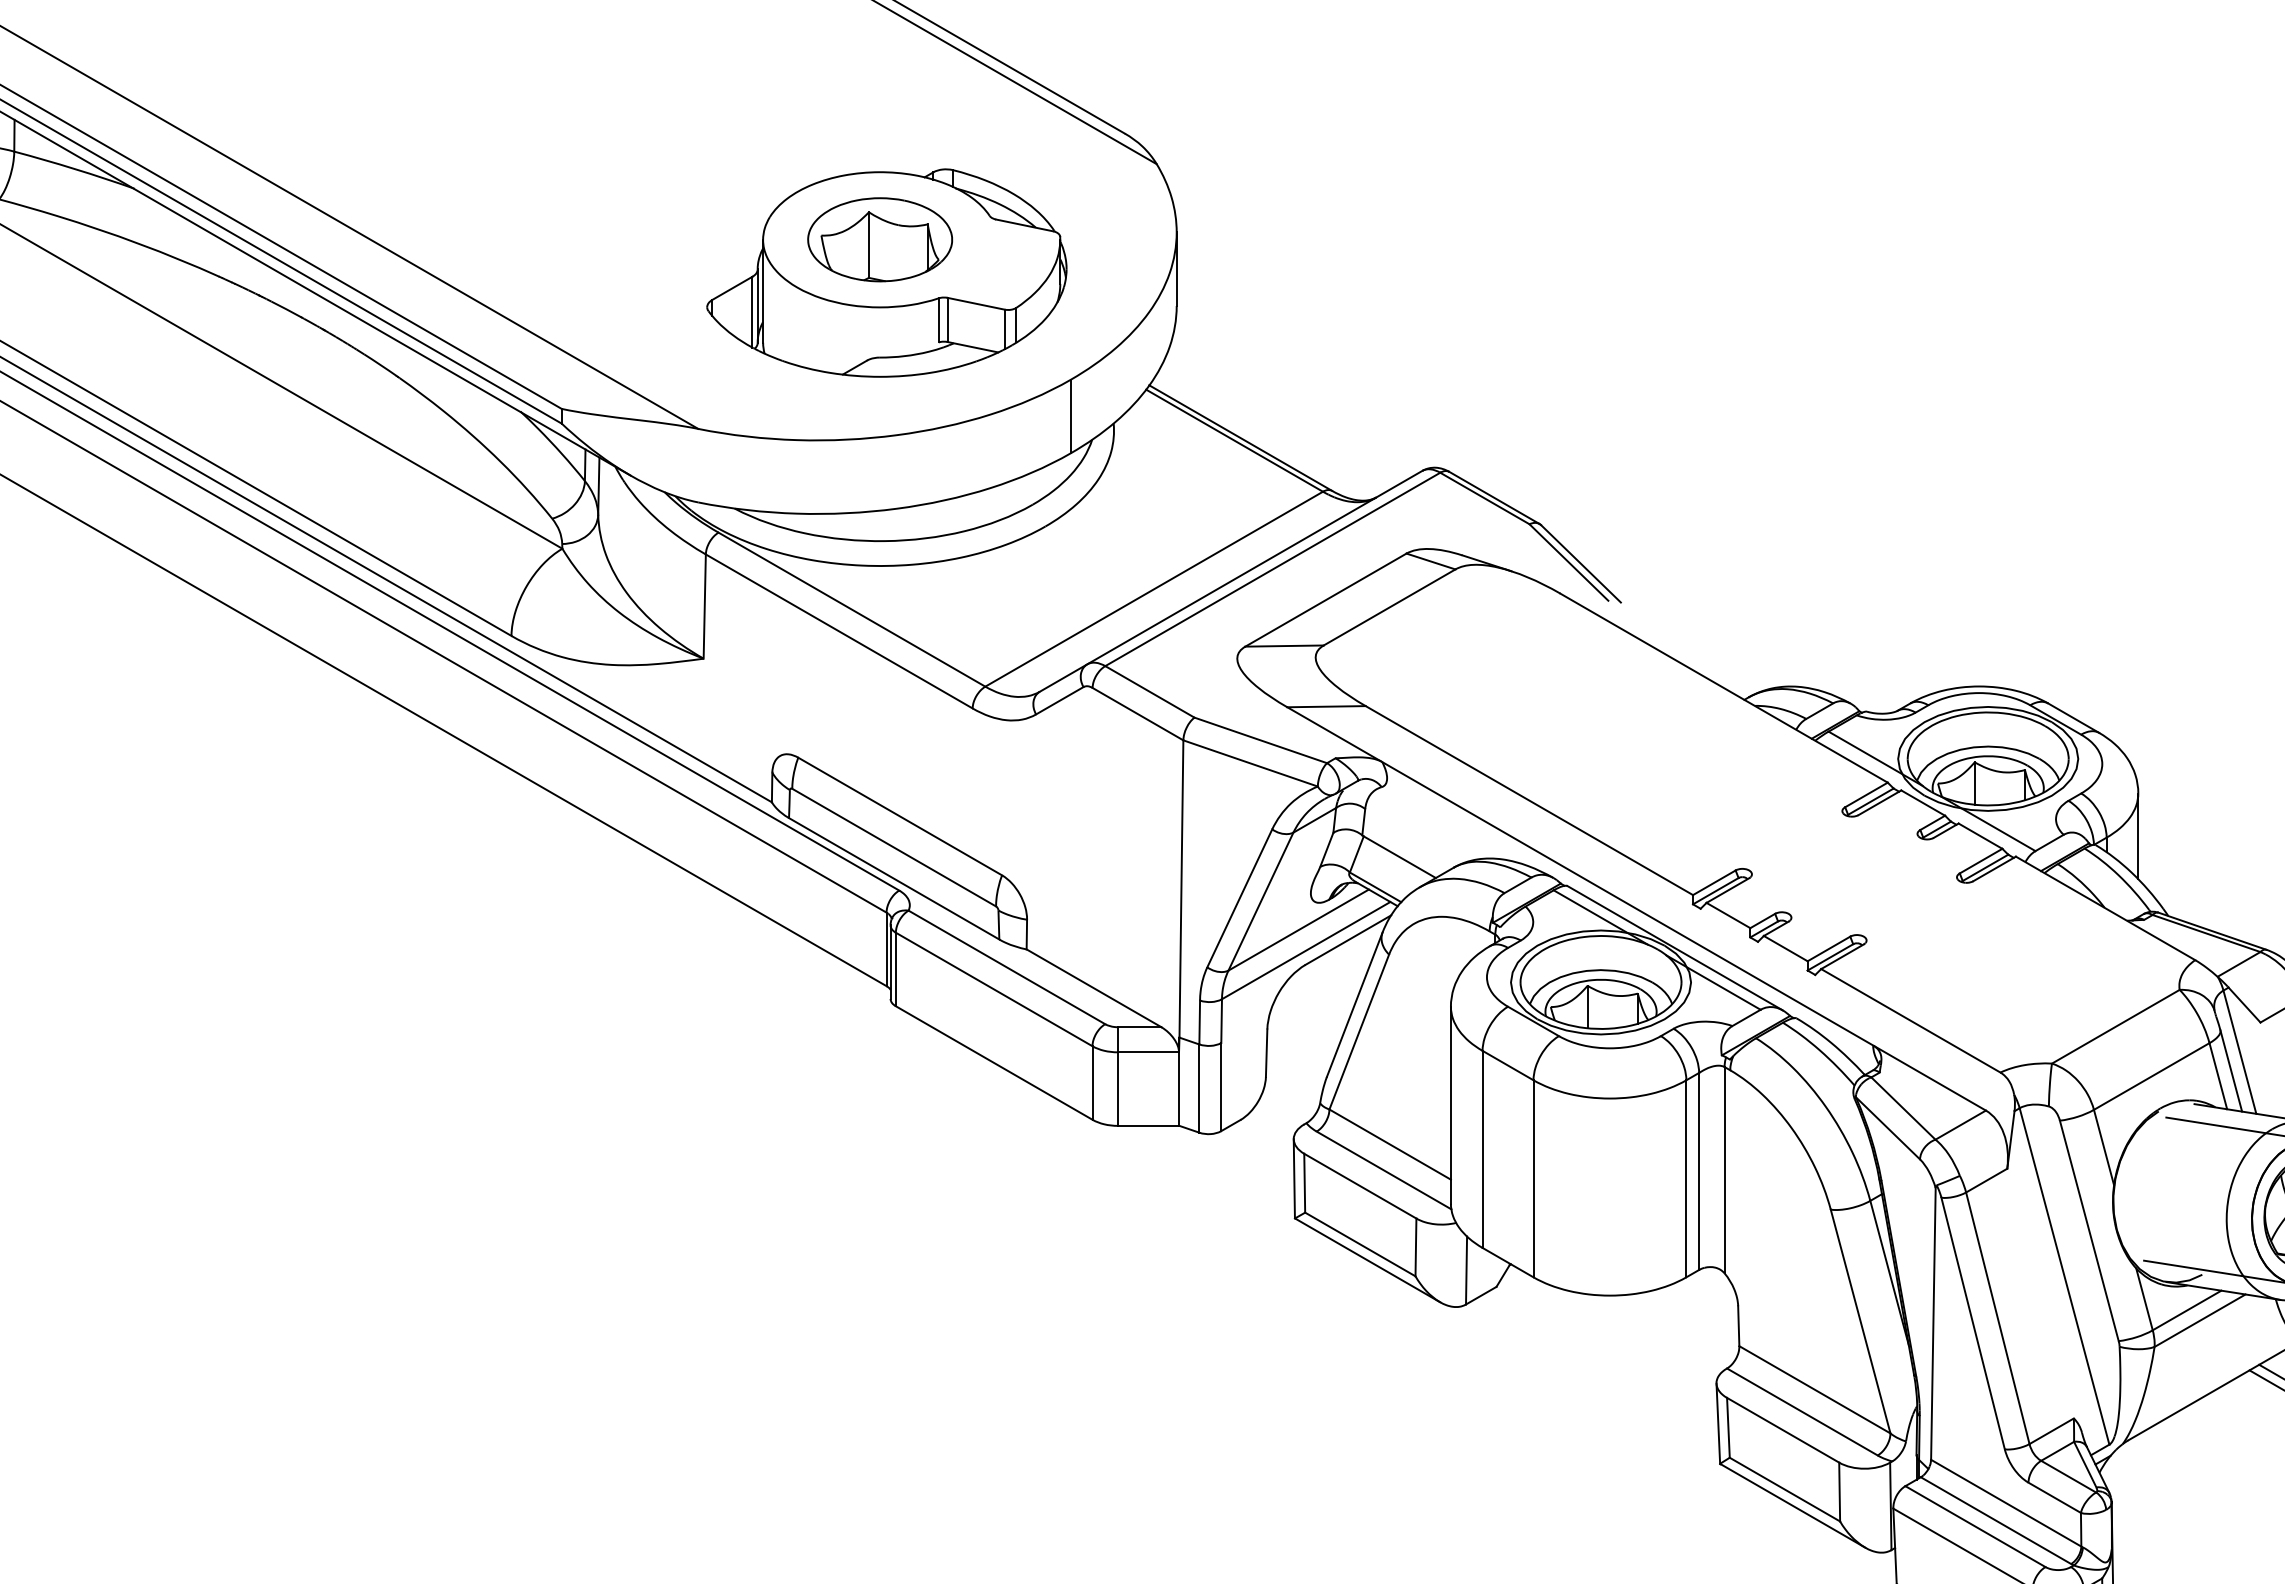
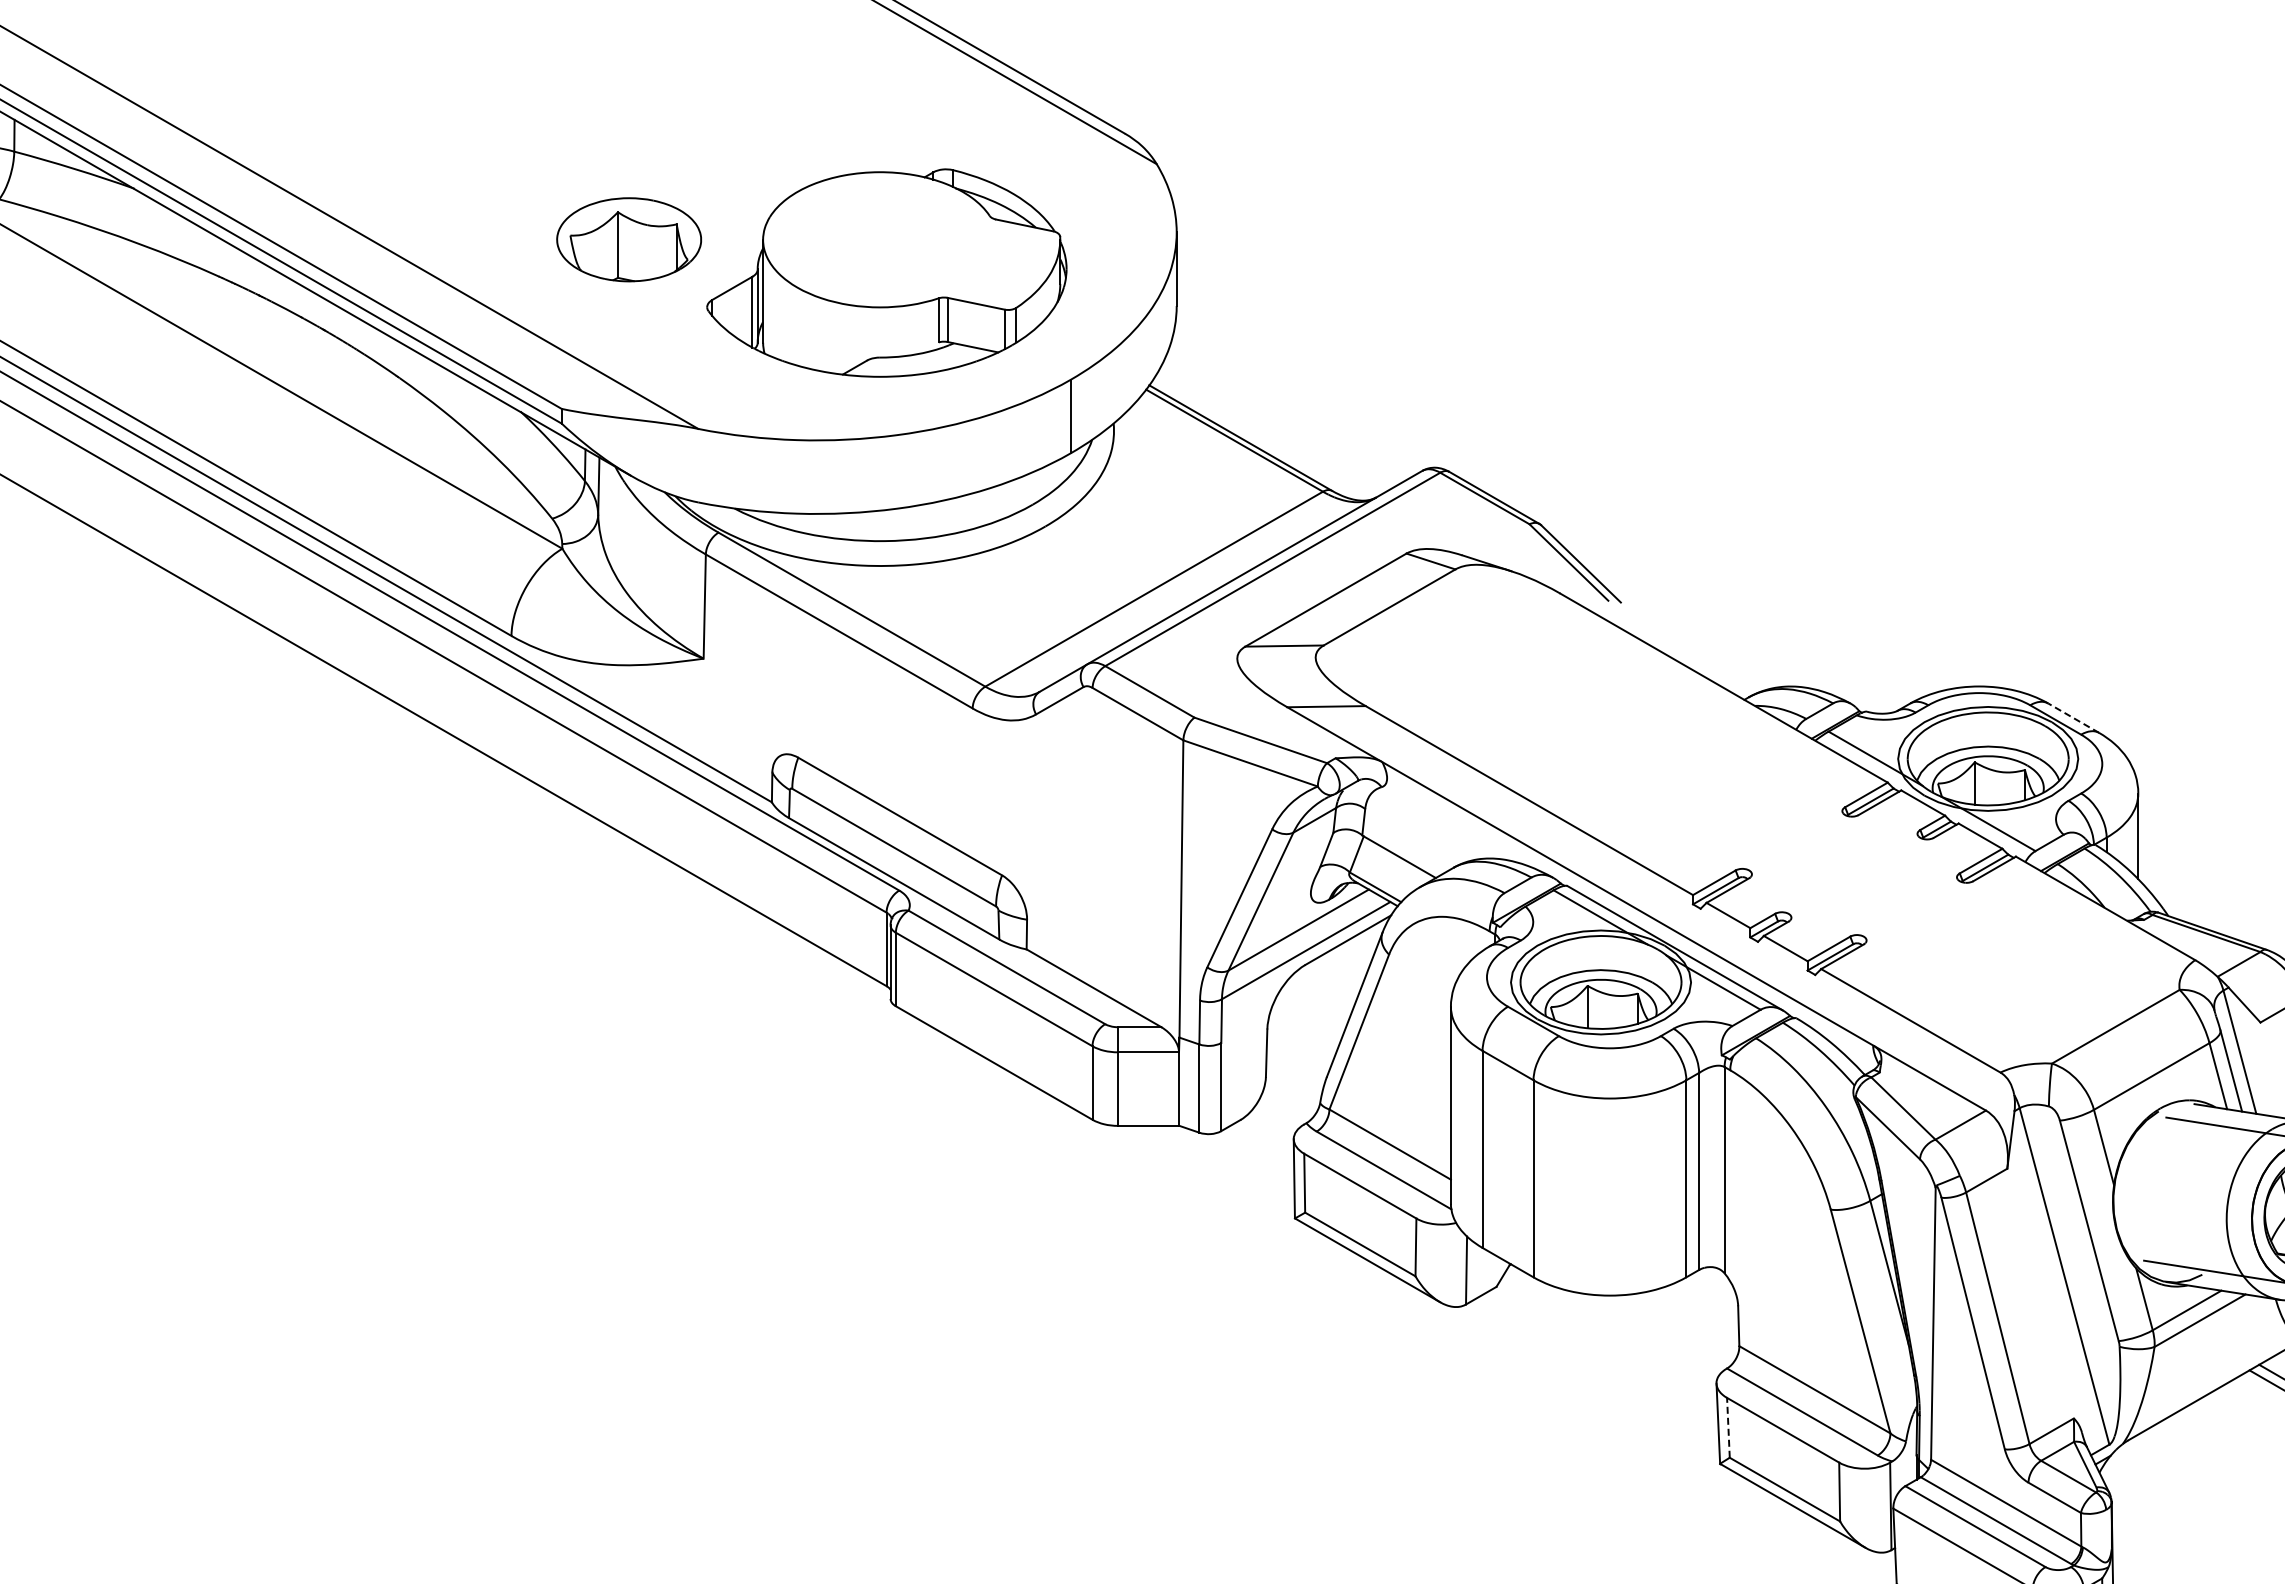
part position: (879, 239) -> (628, 239) (628, 239)
line: solid -> dashed (2073, 717)
line: solid -> dashed (1728, 1427)
